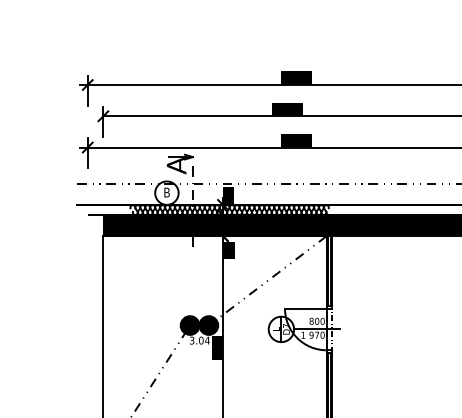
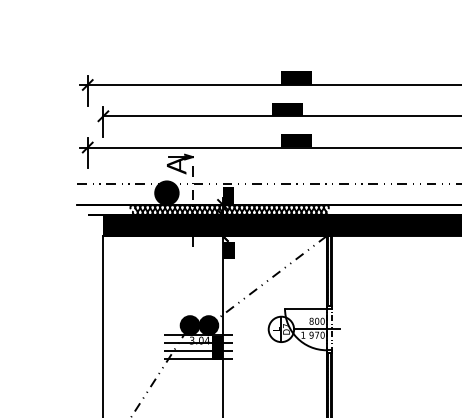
fill: none -> present (166, 192)
hatch: none -> present (197, 346)
